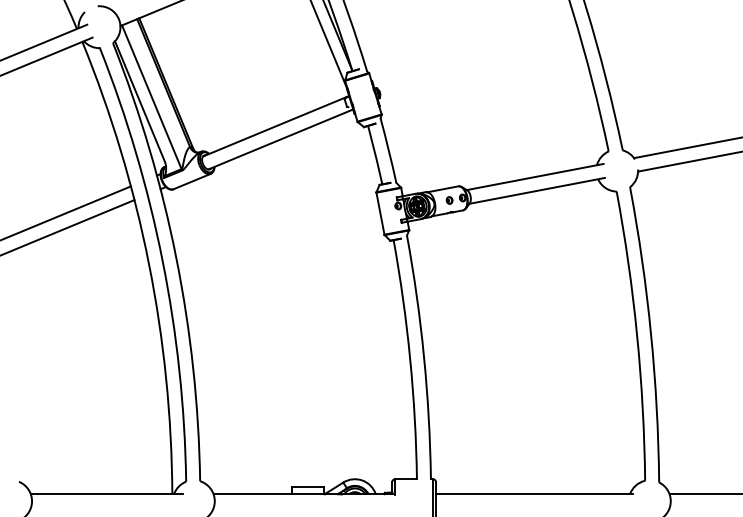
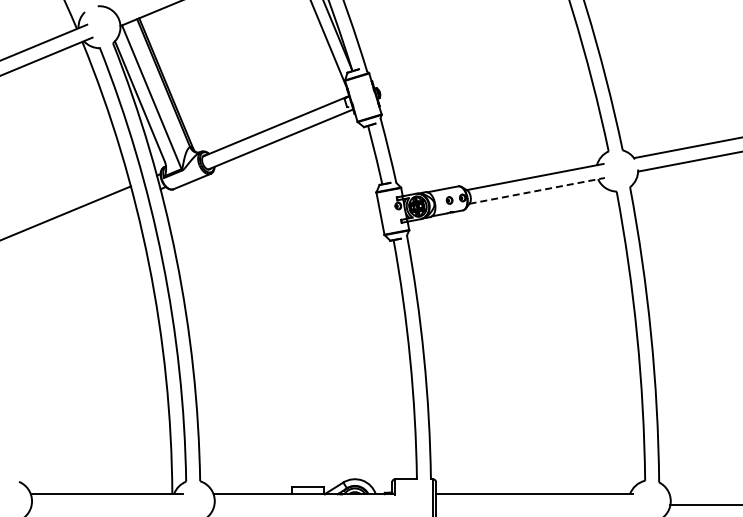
line: solid -> dashed (537, 190)
line: present -> none (68, 227)
line position: (704, 494) -> (704, 505) (704, 505)
